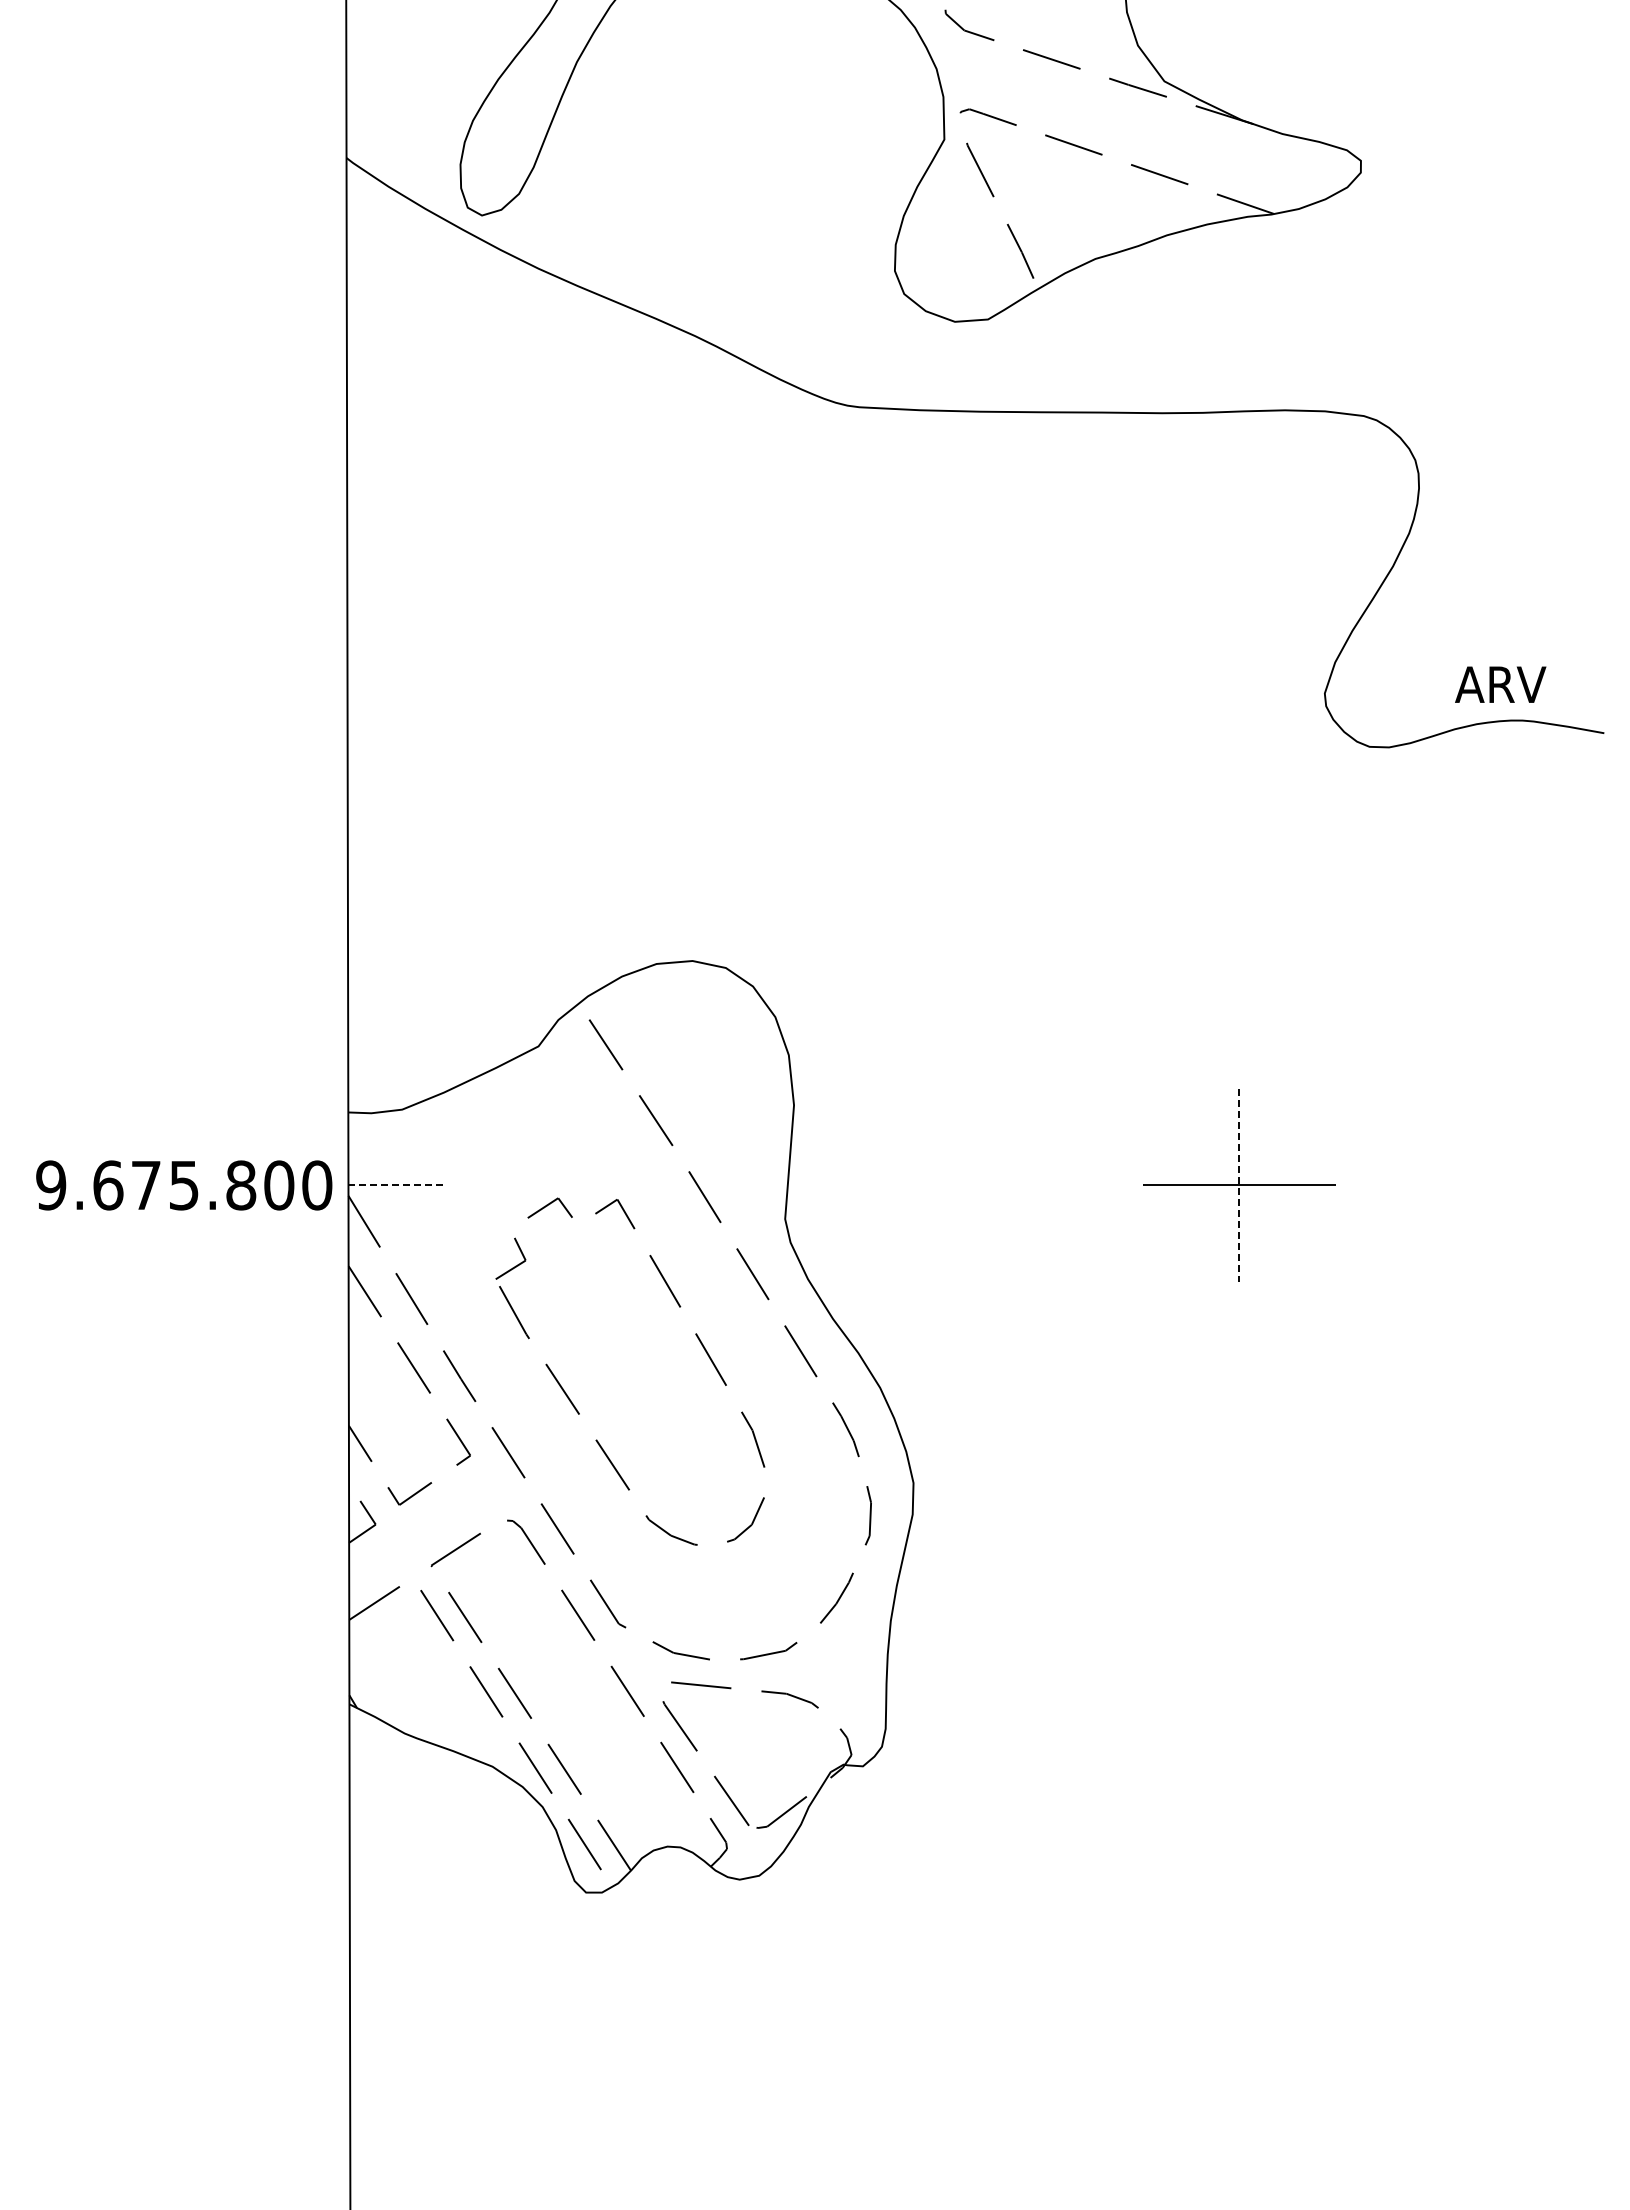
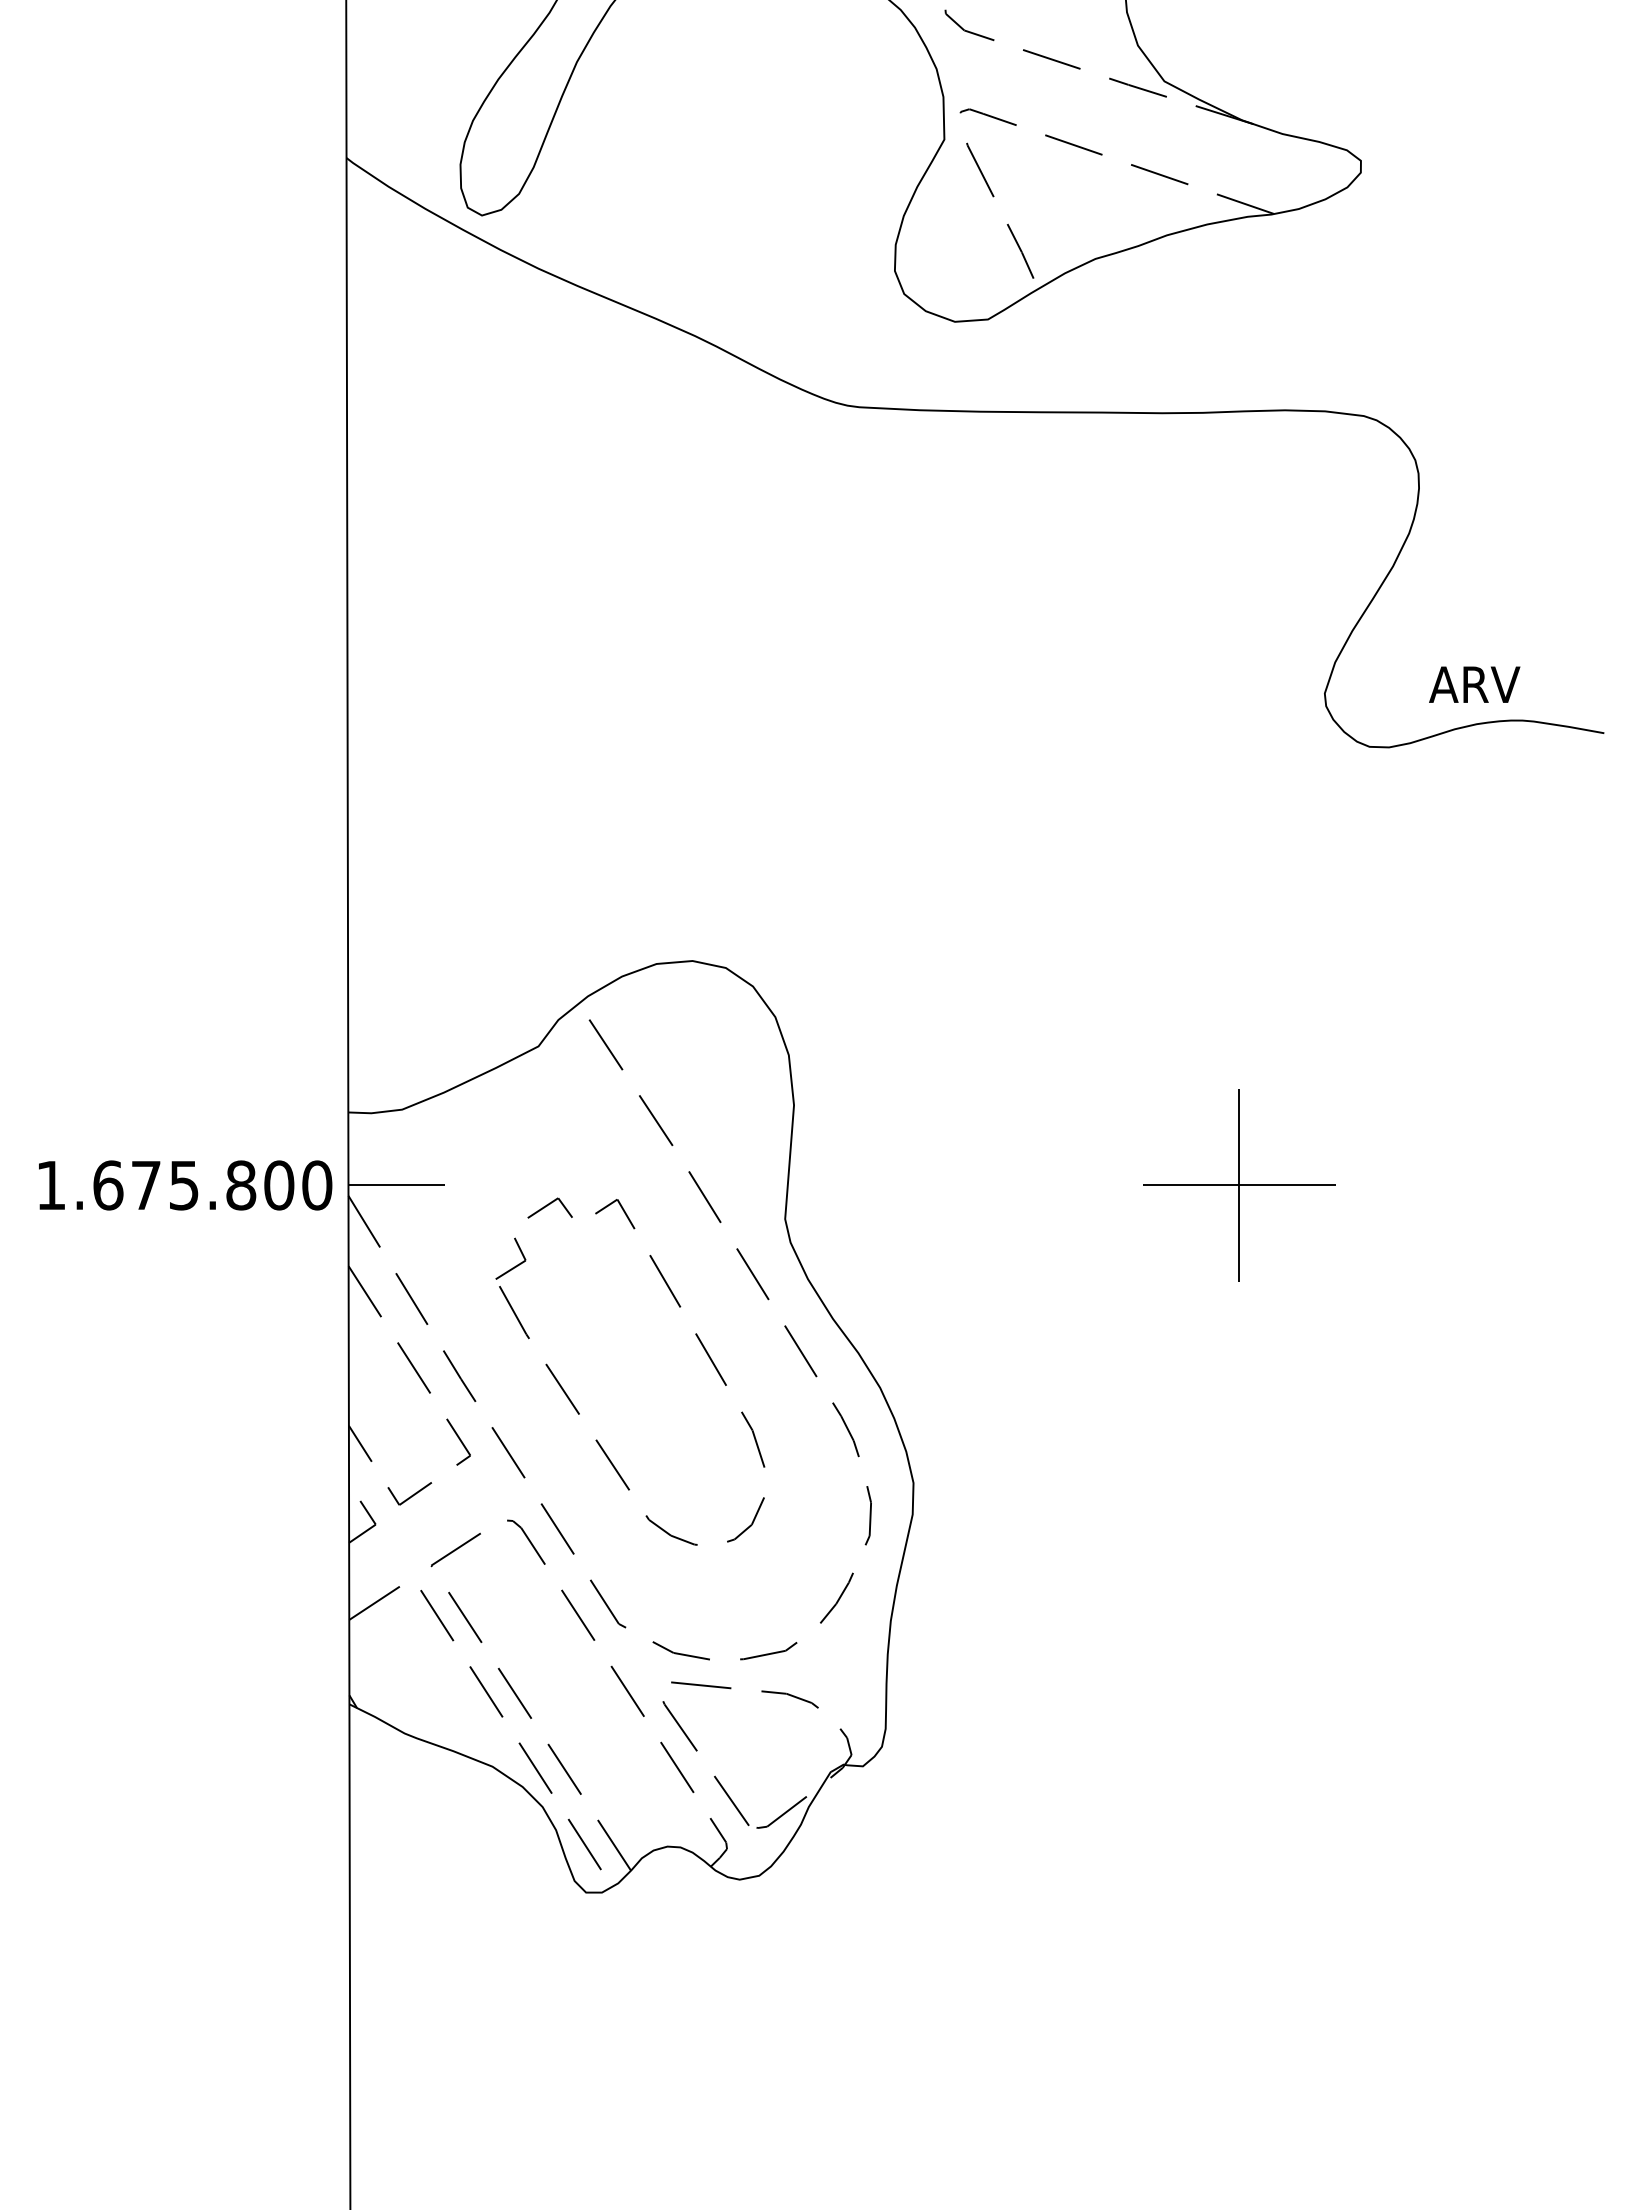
text position: (1500, 684) -> (1474, 684) (1474, 684)
text: 9.675.800 -> 1.675.800 (51, 1185)
line: dashed -> solid (397, 1185)
line: dashed -> solid (1239, 1185)
